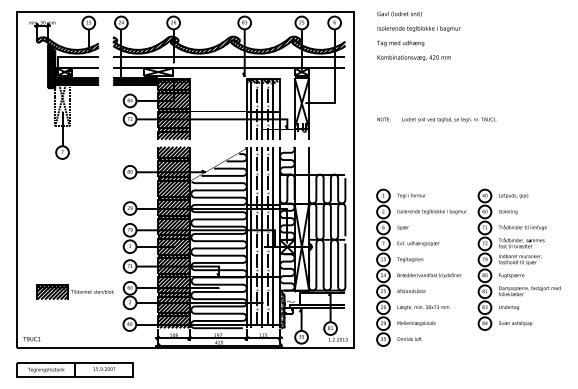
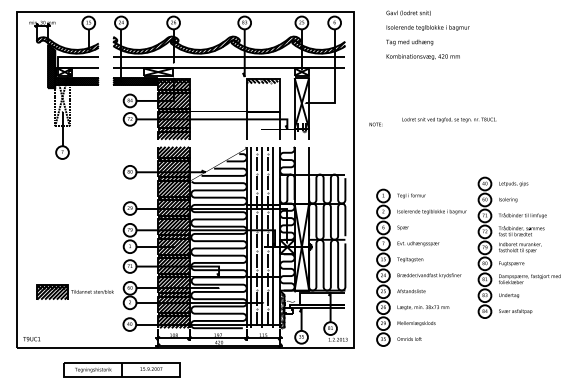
text position: (418, 35) -> (427, 34) (427, 34)
hatch: present -> none (262, 109)
text position: (383, 119) -> (375, 124) (375, 124)
part position: (518, 259) -> (518, 247) (518, 247)
part position: (74, 369) -> (121, 369) (121, 369)
